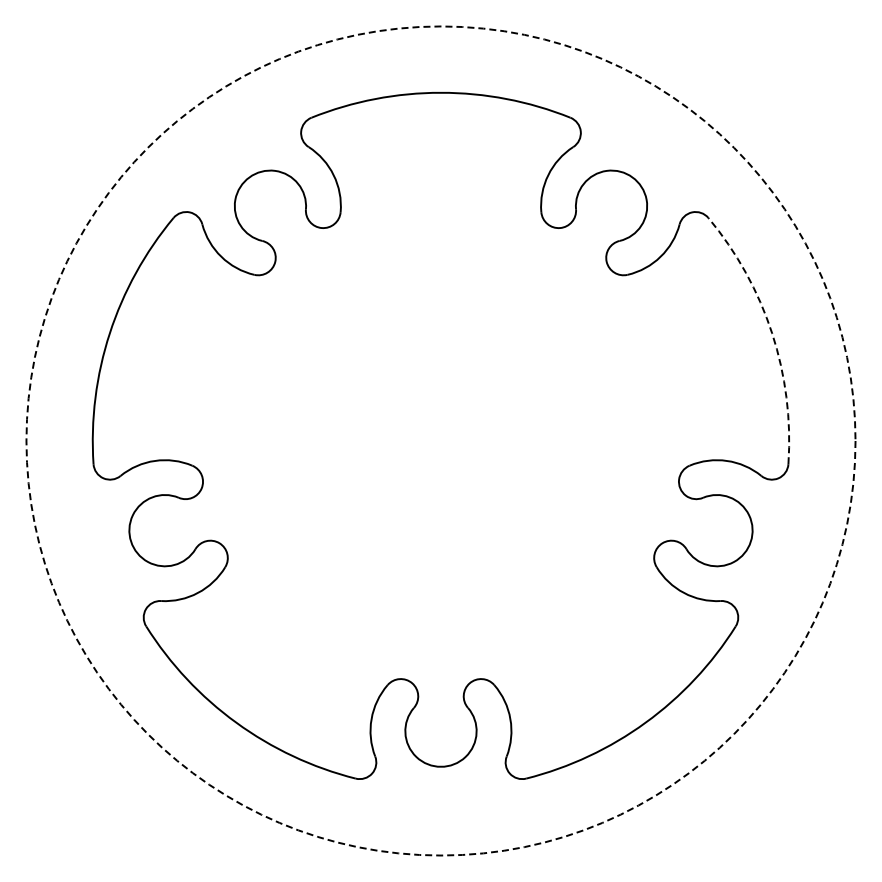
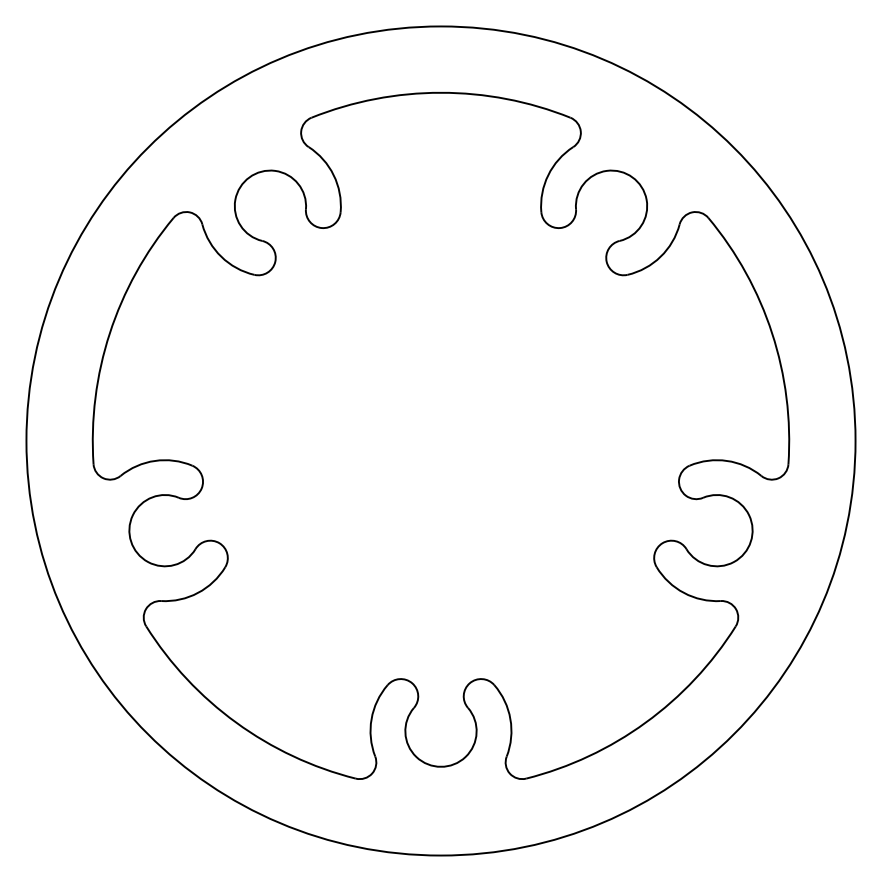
arc: dashed -> solid (772, 333)
circle: dashed -> solid (440, 440)
